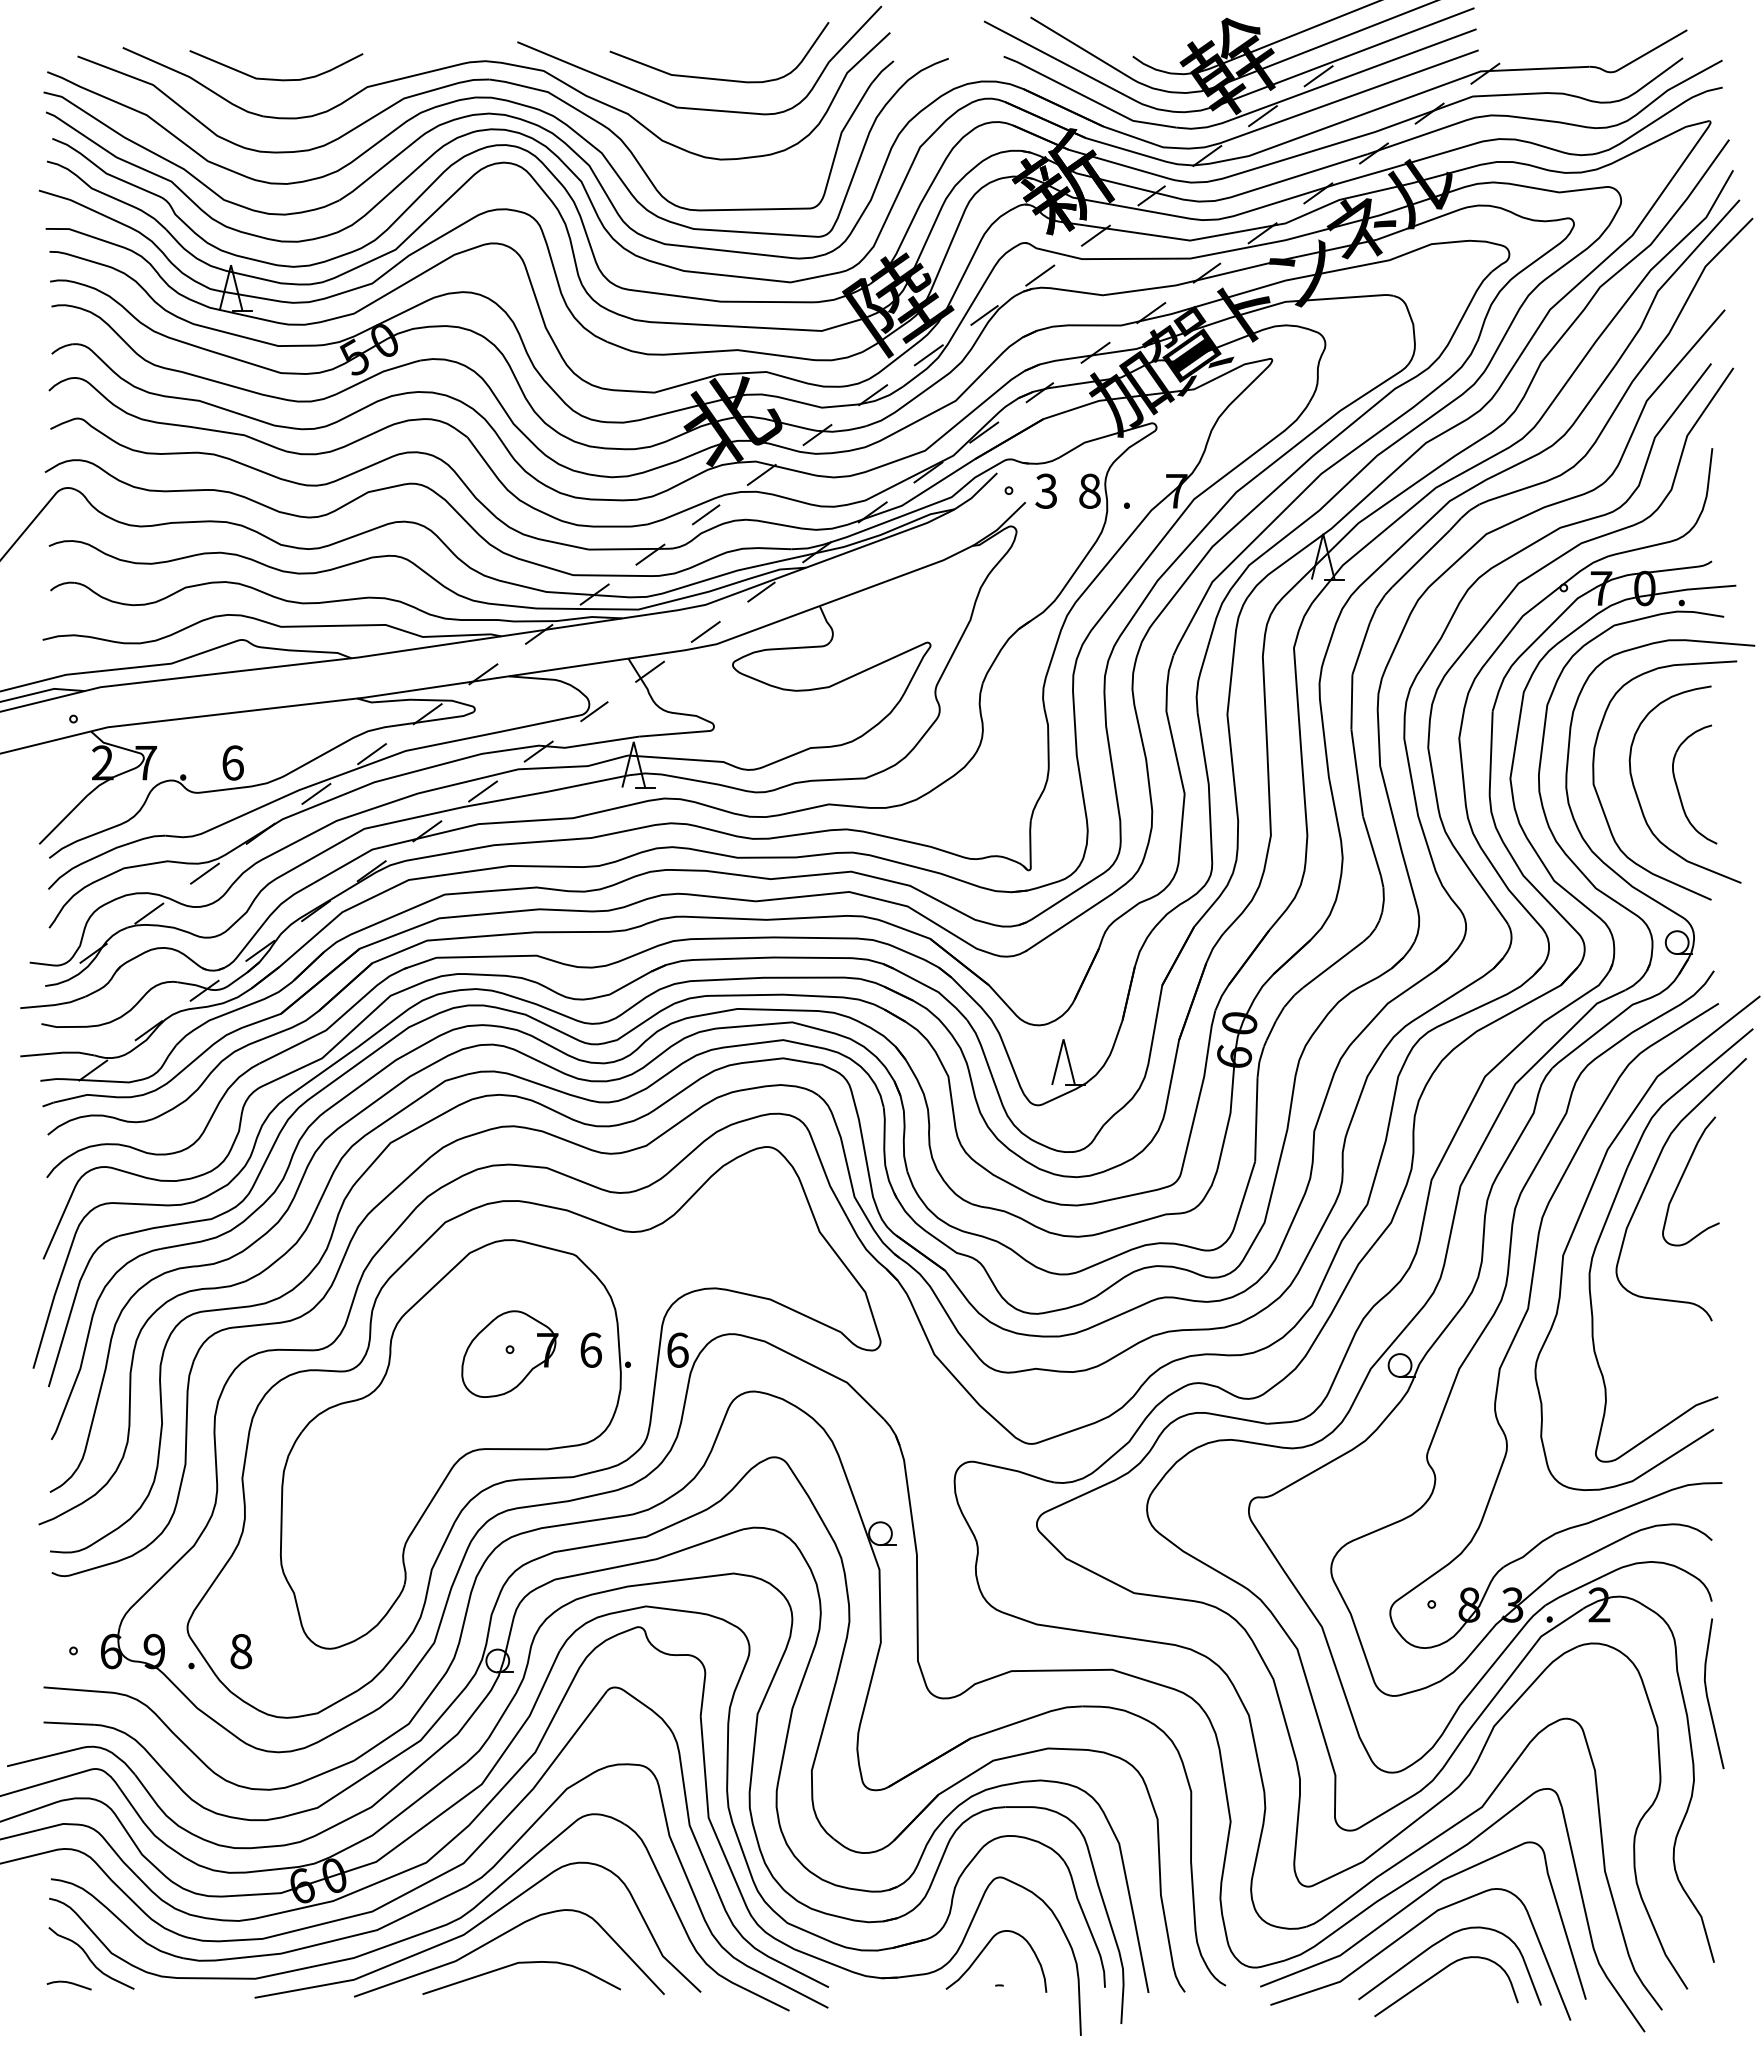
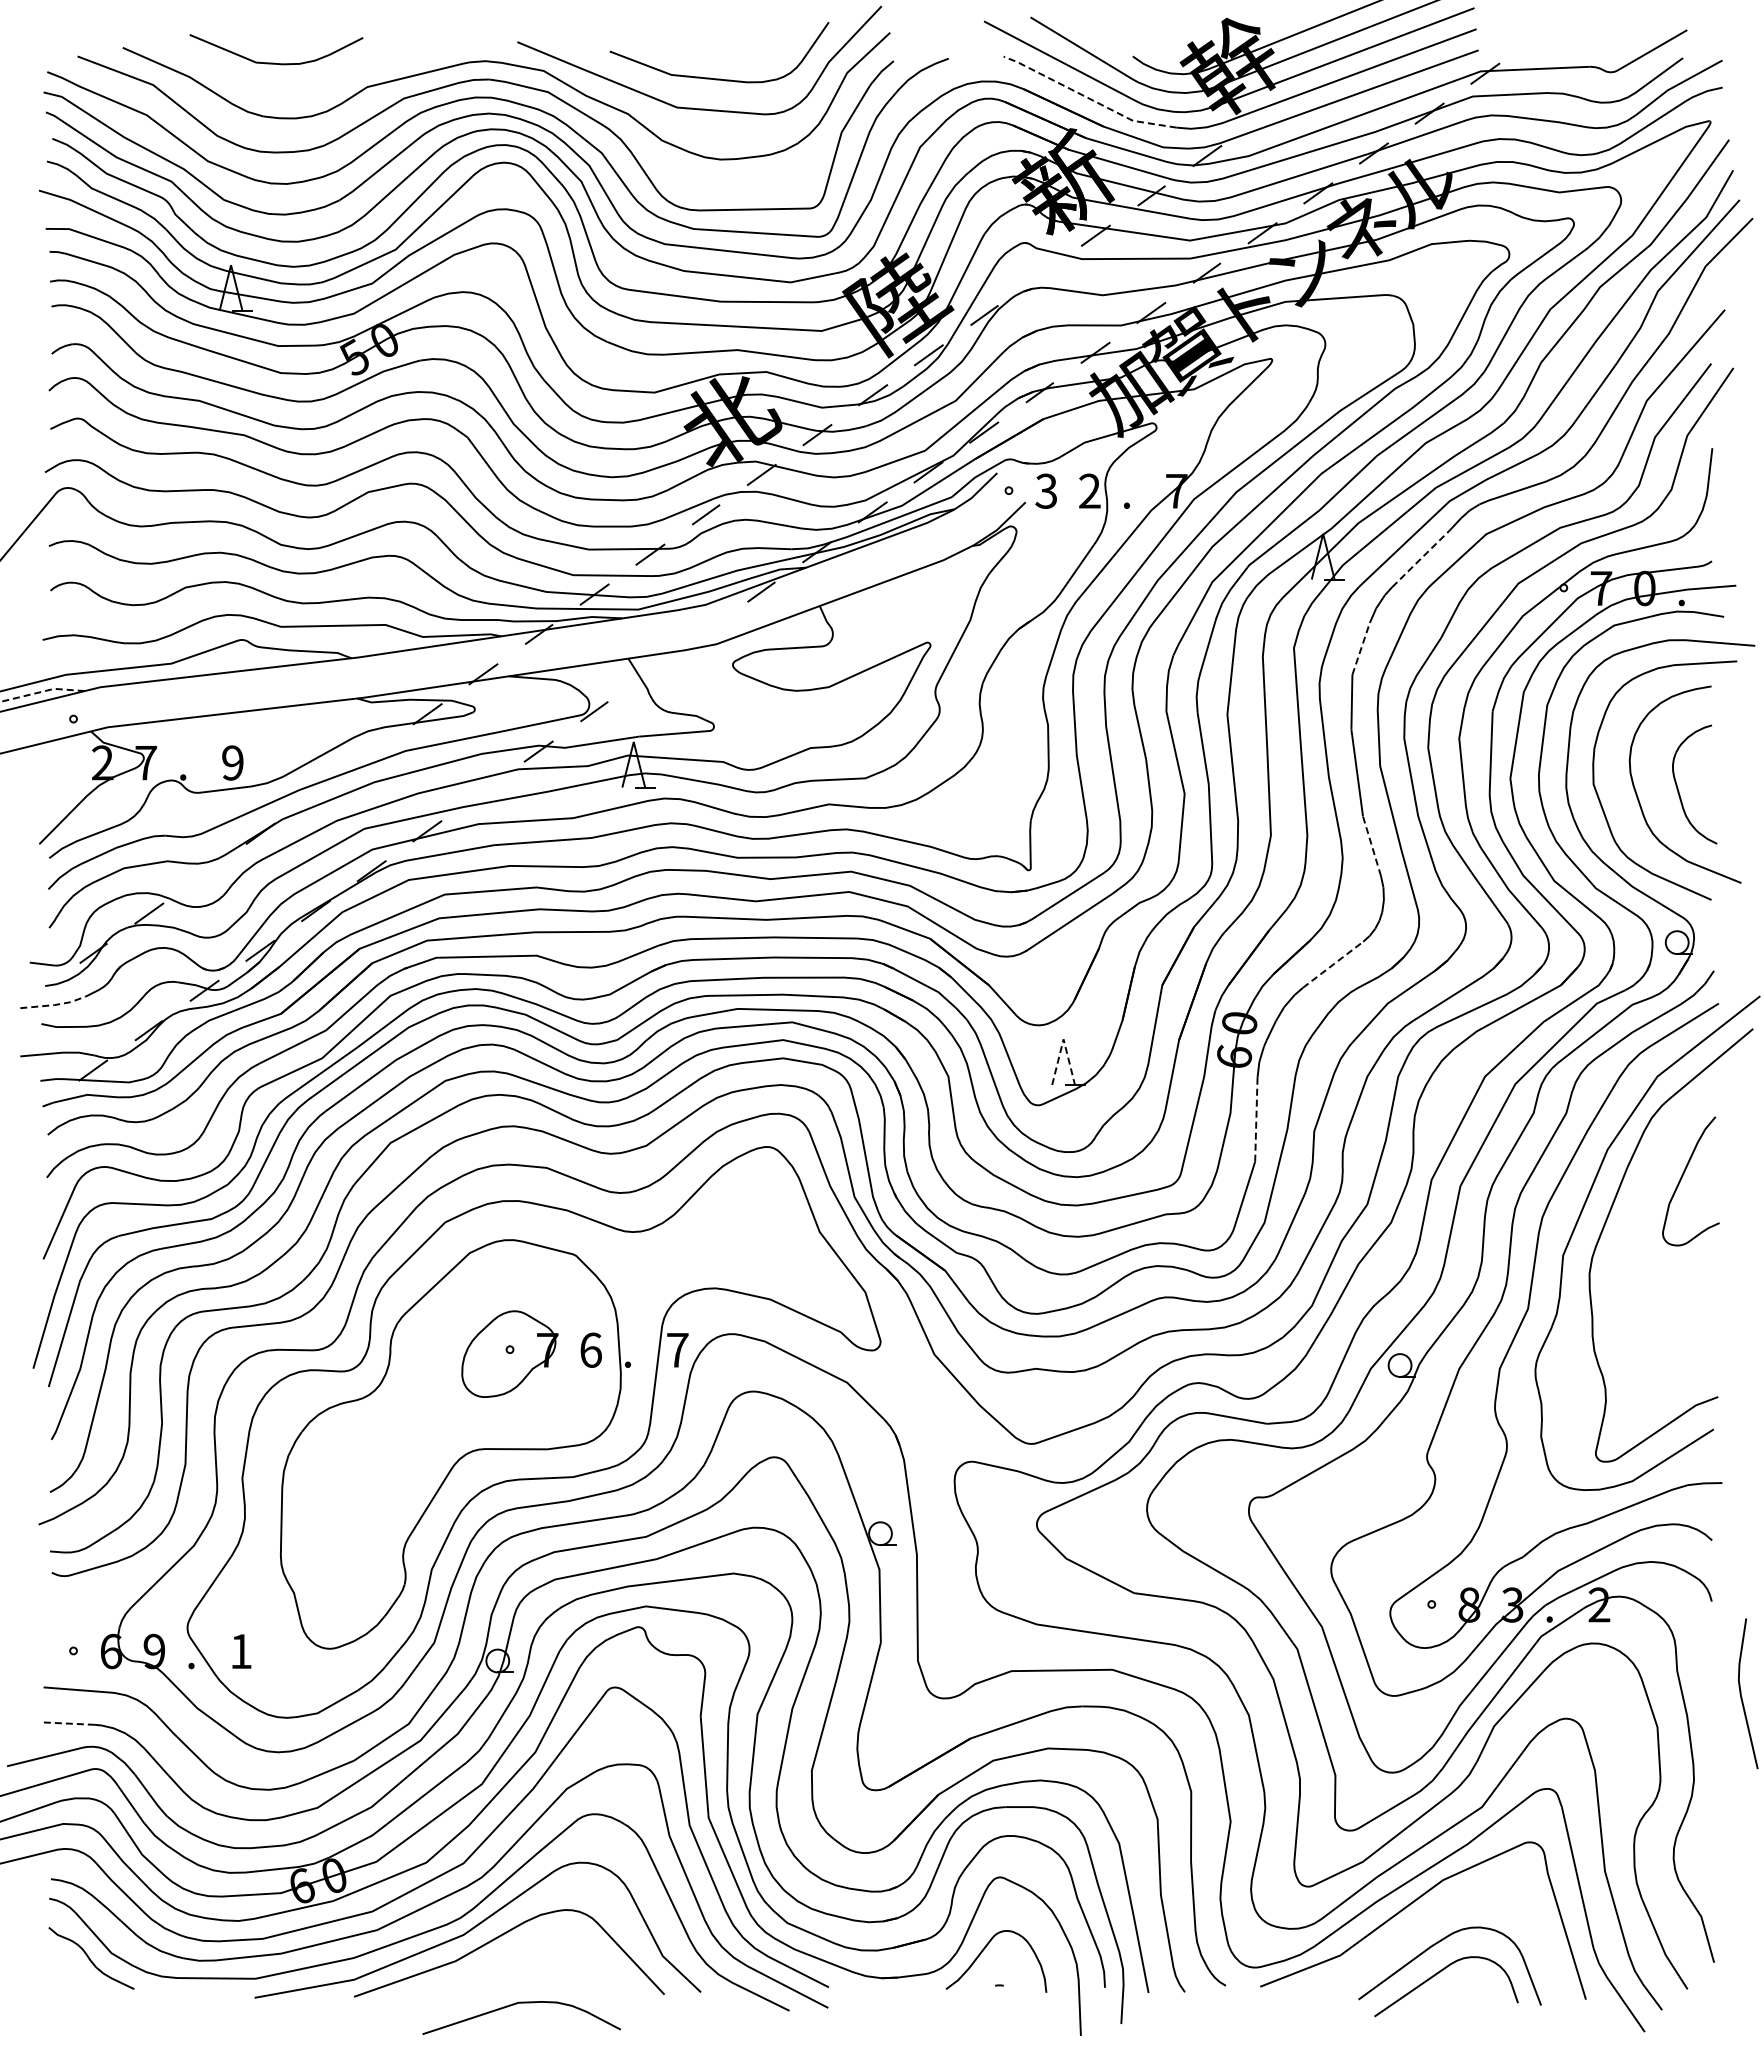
line: present -> none (1318, 76)
curve position: (274, 78) -> (274, 62) (274, 62)
line: solid -> dashed (1087, 97)
line: present -> none (1262, 116)
line: present -> none (1040, 275)
text: 8 -> 2 (1089, 490)
line: solid -> dashed (1421, 558)
line: present -> none (705, 631)
line: solid -> dashed (1361, 648)
line: present -> none (649, 671)
line: solid -> dashed (42, 691)
line: present -> none (371, 754)
text: 6 -> 9 (232, 762)
line: present -> none (482, 791)
line: present -> none (316, 793)
line: solid -> dashed (1371, 845)
line: present -> none (204, 873)
line: solid -> dashed (1333, 964)
line: solid -> dashed (54, 1005)
line: solid -> dashed (1063, 1039)
line: solid -> dashed (1256, 1119)
curve: present -> none (1651, 1176)
text: 6 -> 7 (677, 1349)
text: 8 -> 1 (241, 1651)
curve position: (1707, 1693) -> (1741, 1693) (1741, 1693)
line: solid -> dashed (69, 1723)
curve: present -> none (1405, 1935)
curve position: (517, 1964) -> (517, 2004) (517, 2004)
curve: present -> none (68, 1983)
